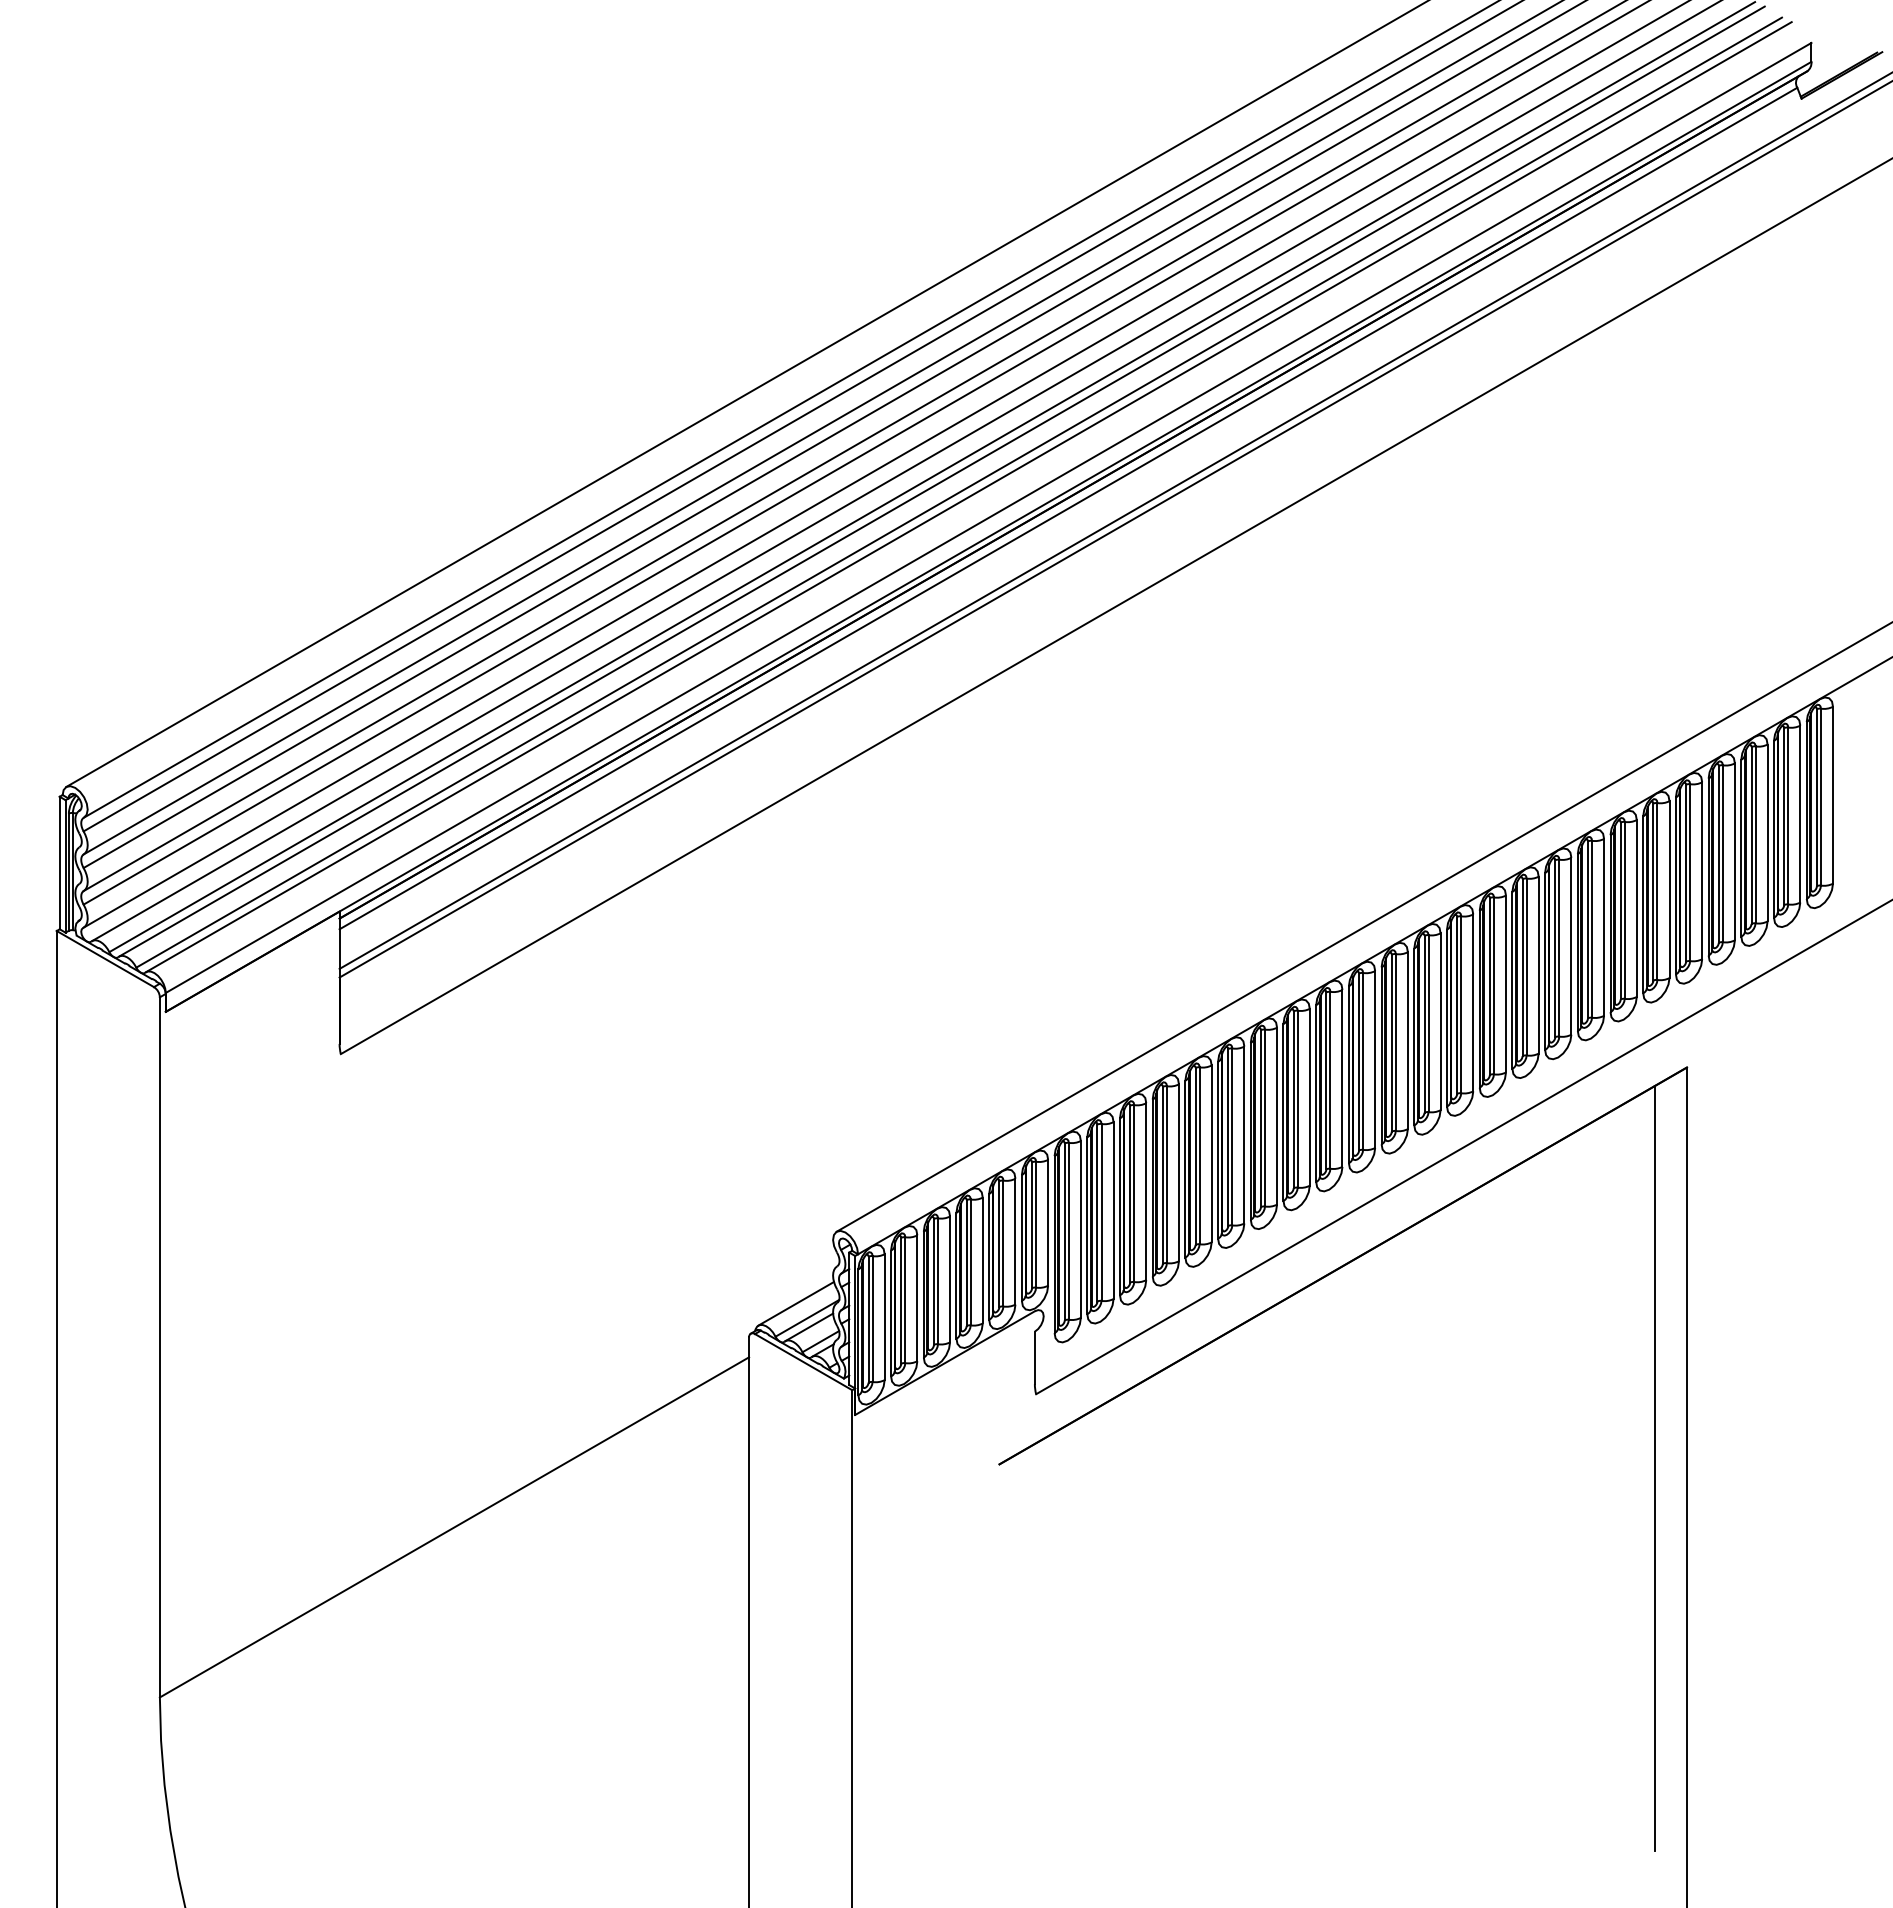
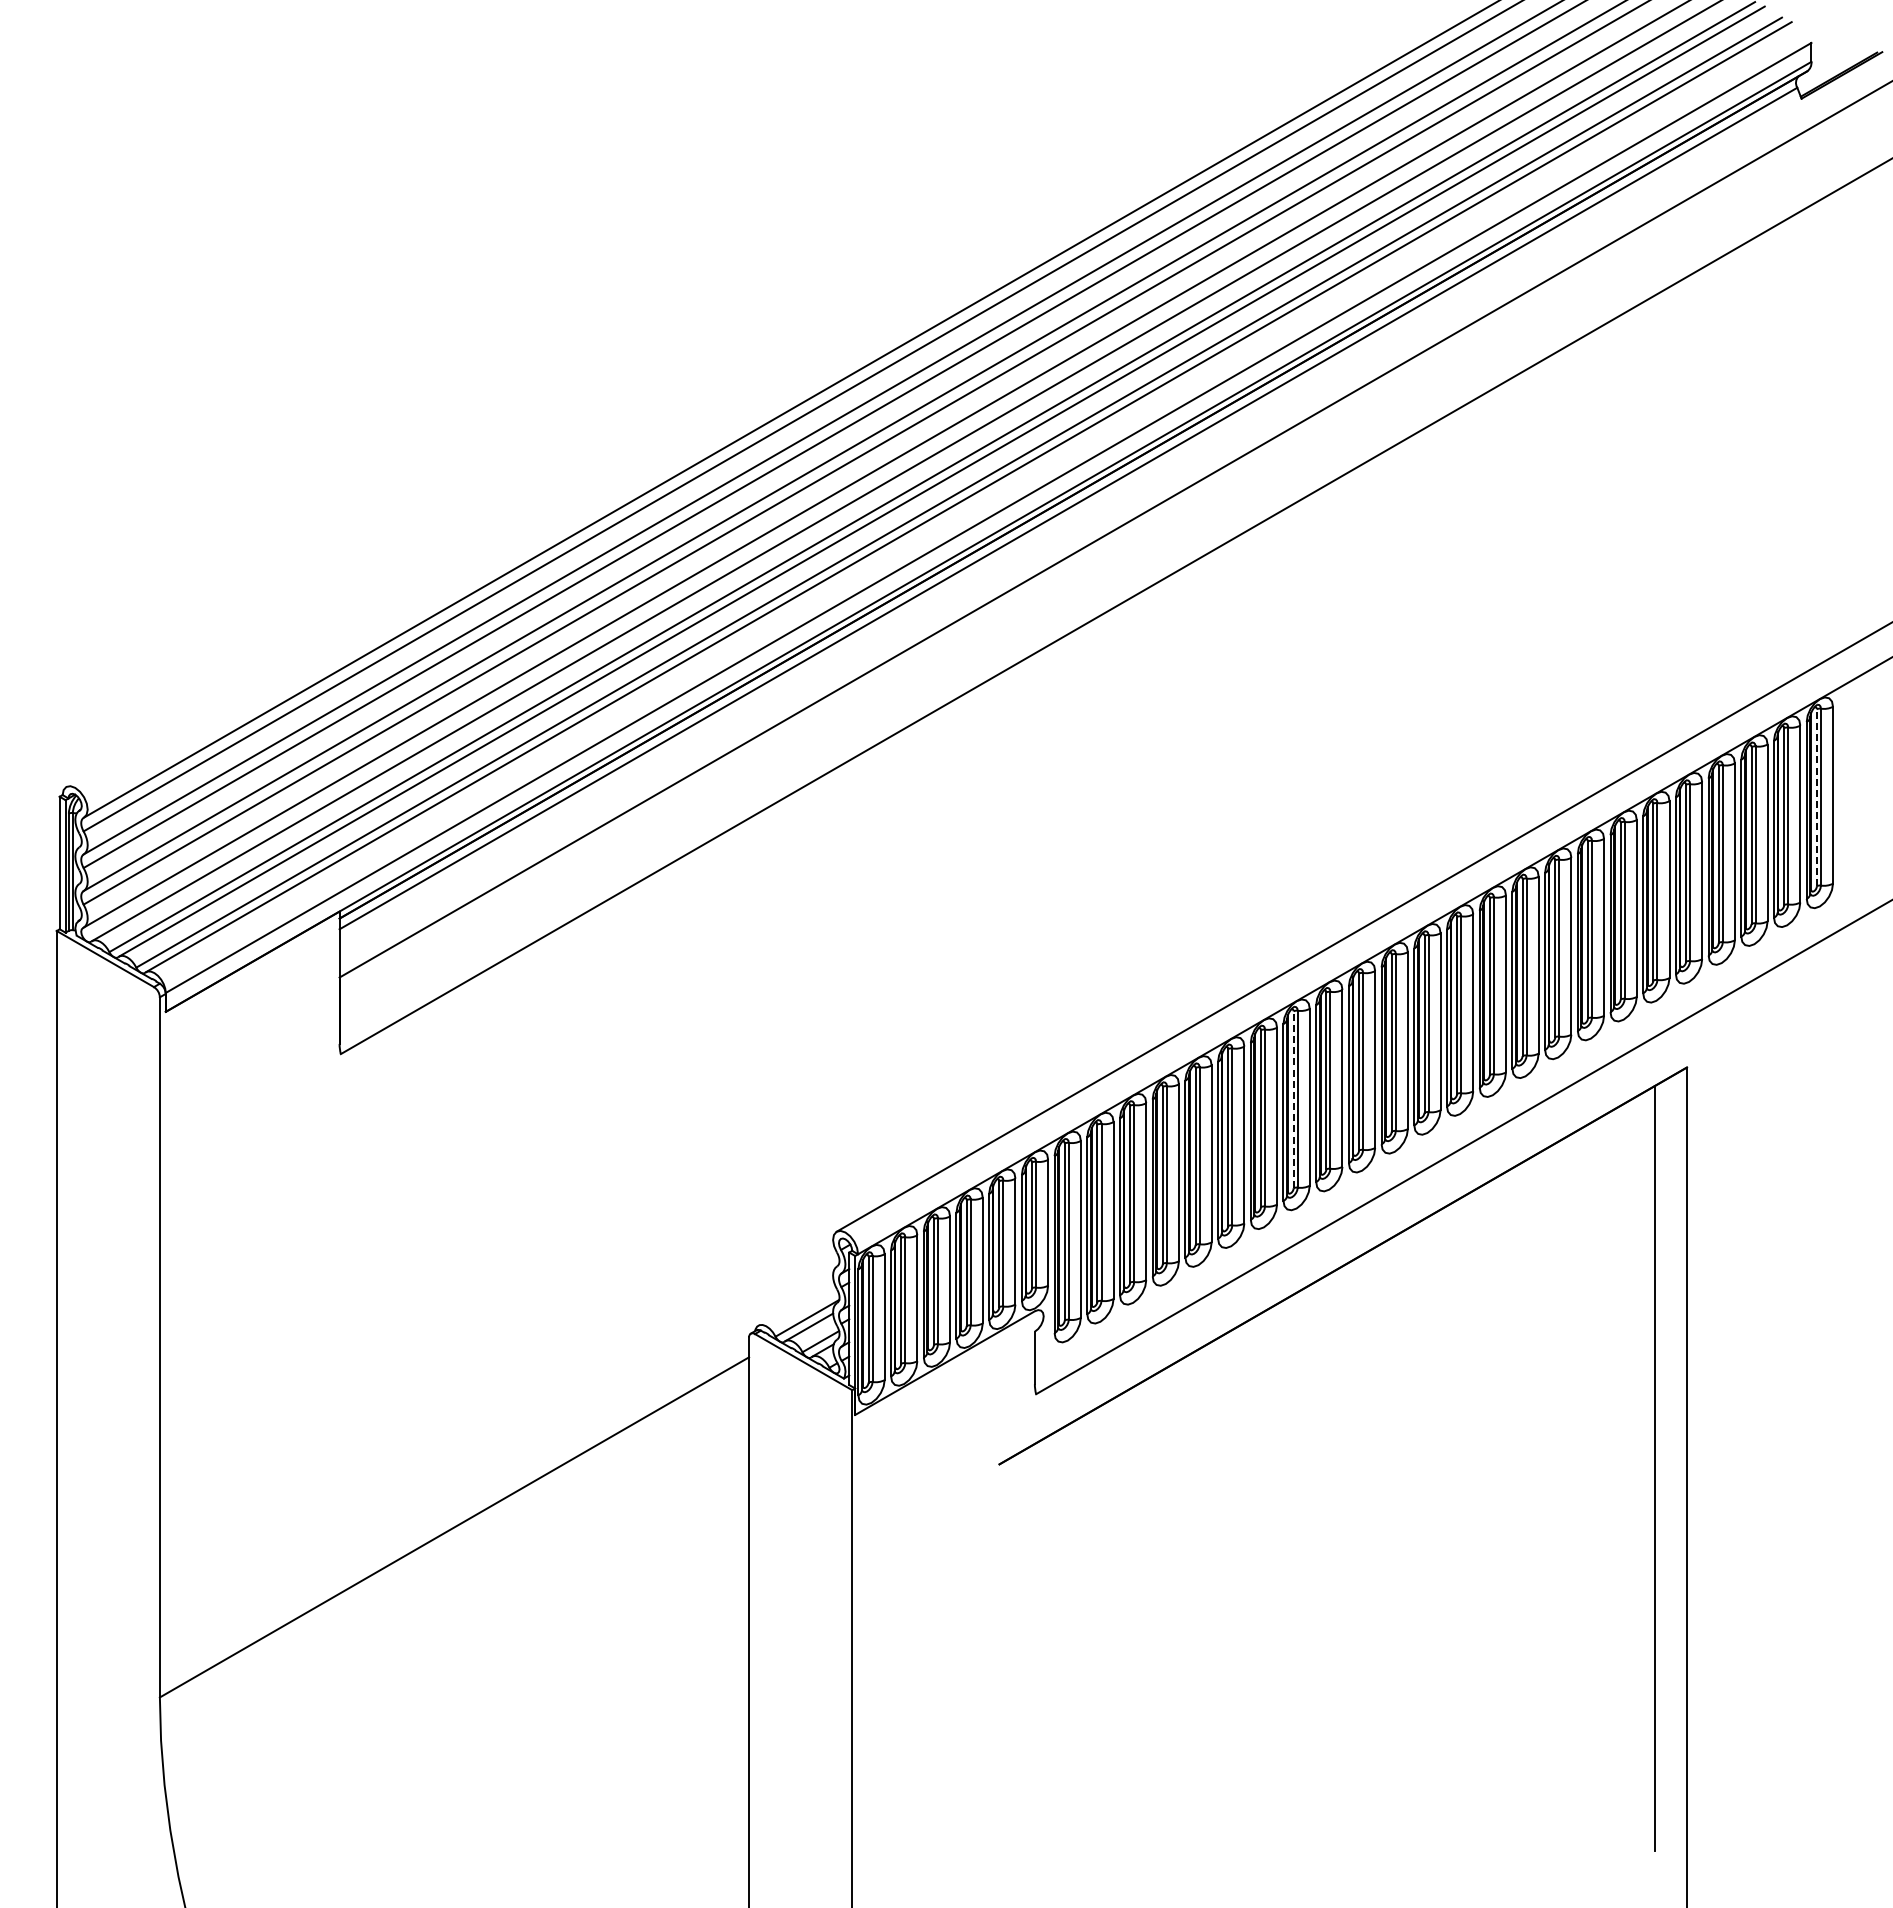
line: present -> none (745, 394)
line: present -> none (1114, 520)
line: solid -> dashed (1816, 797)
line: solid -> dashed (1293, 1099)
line: present -> none (796, 1303)
